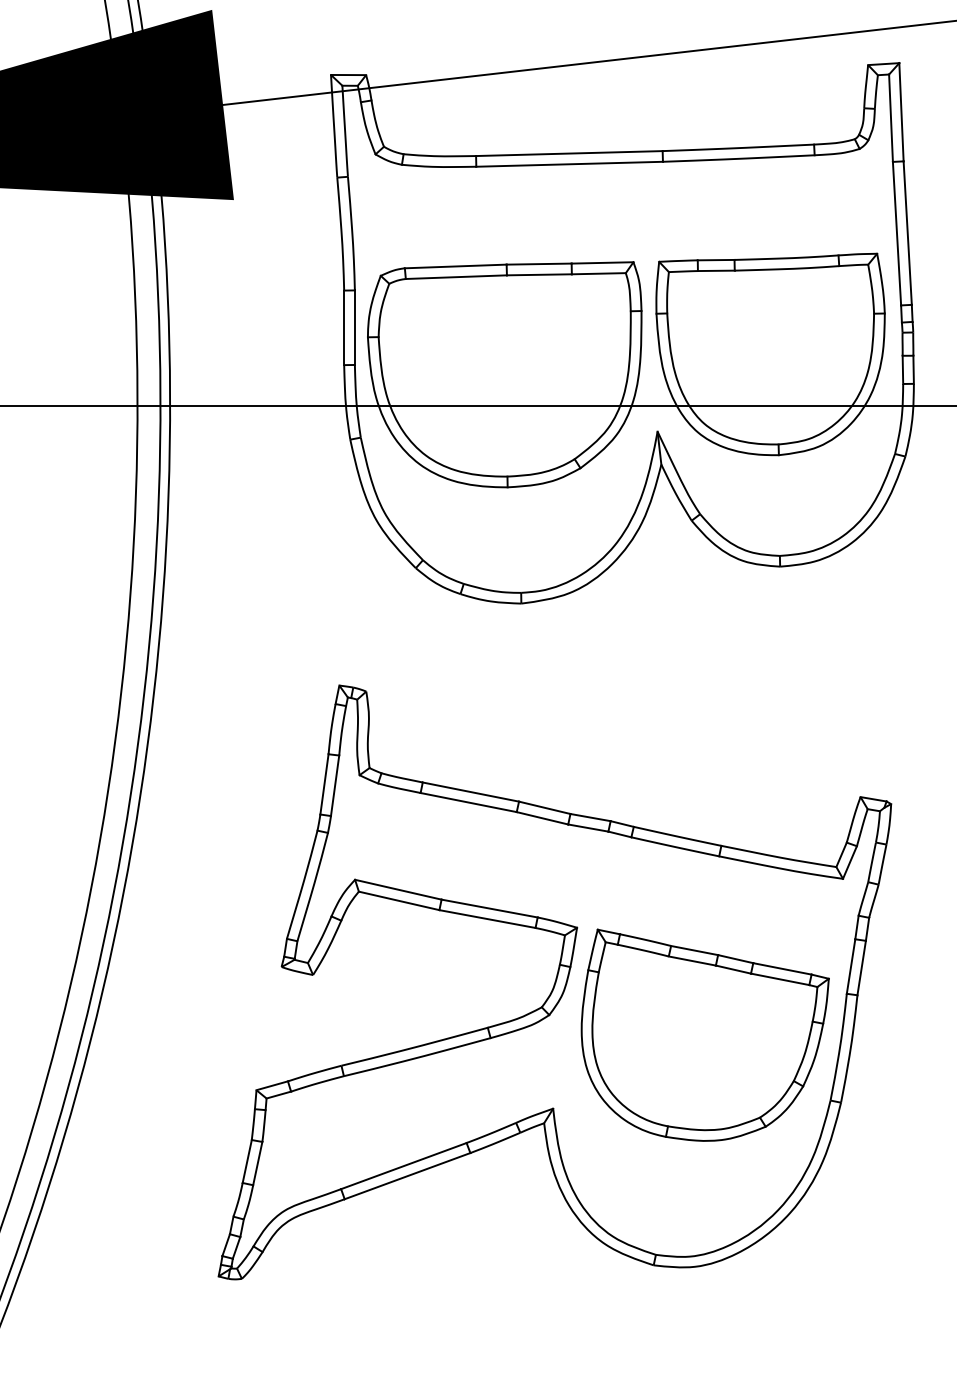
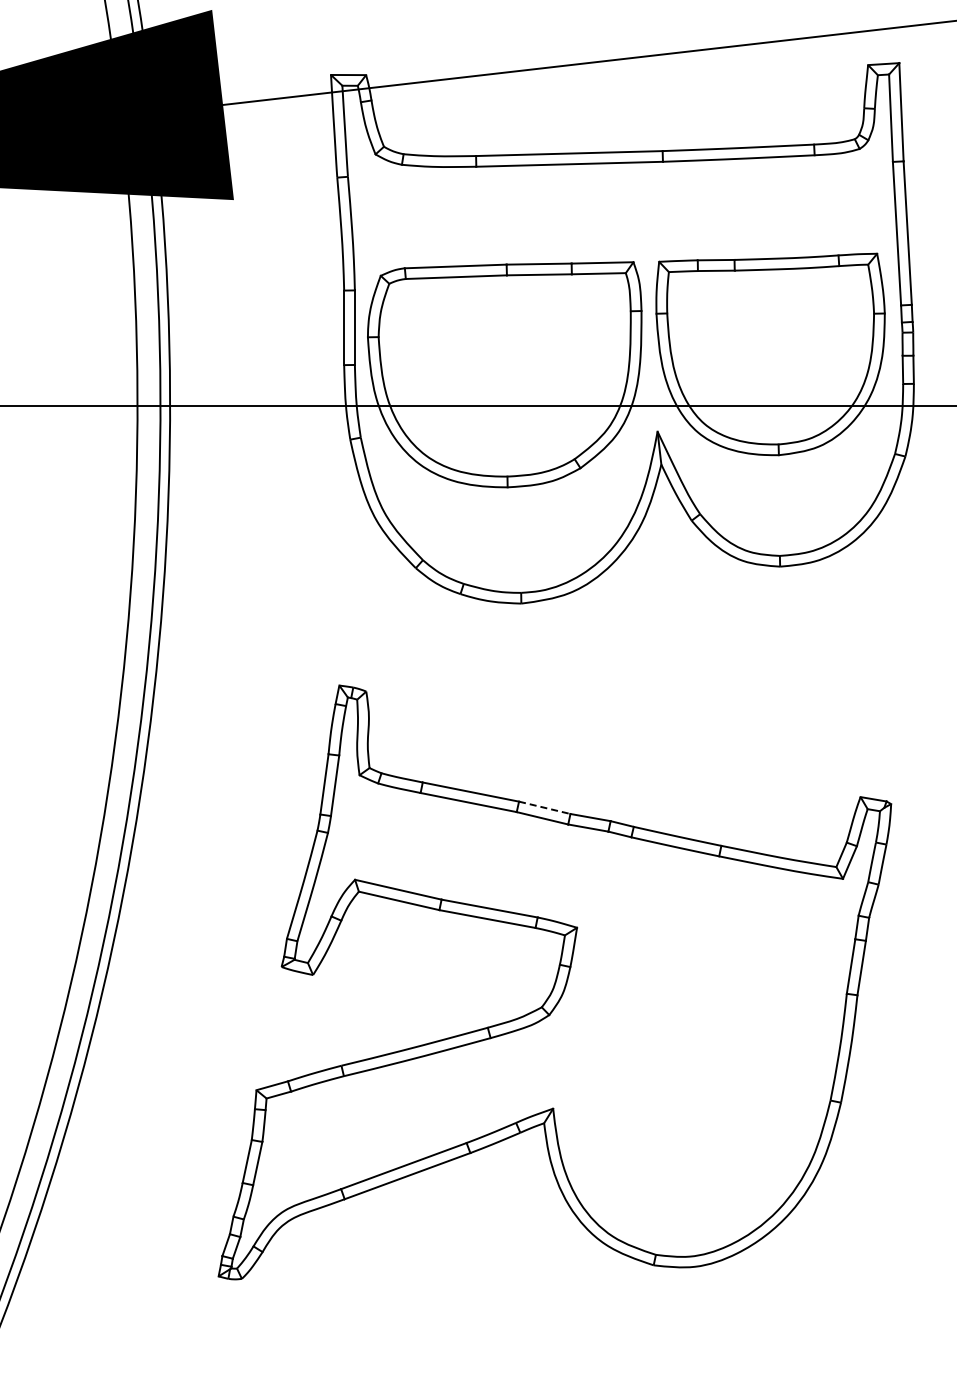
line: solid -> dashed (545, 807)
part: present -> none (704, 1034)
